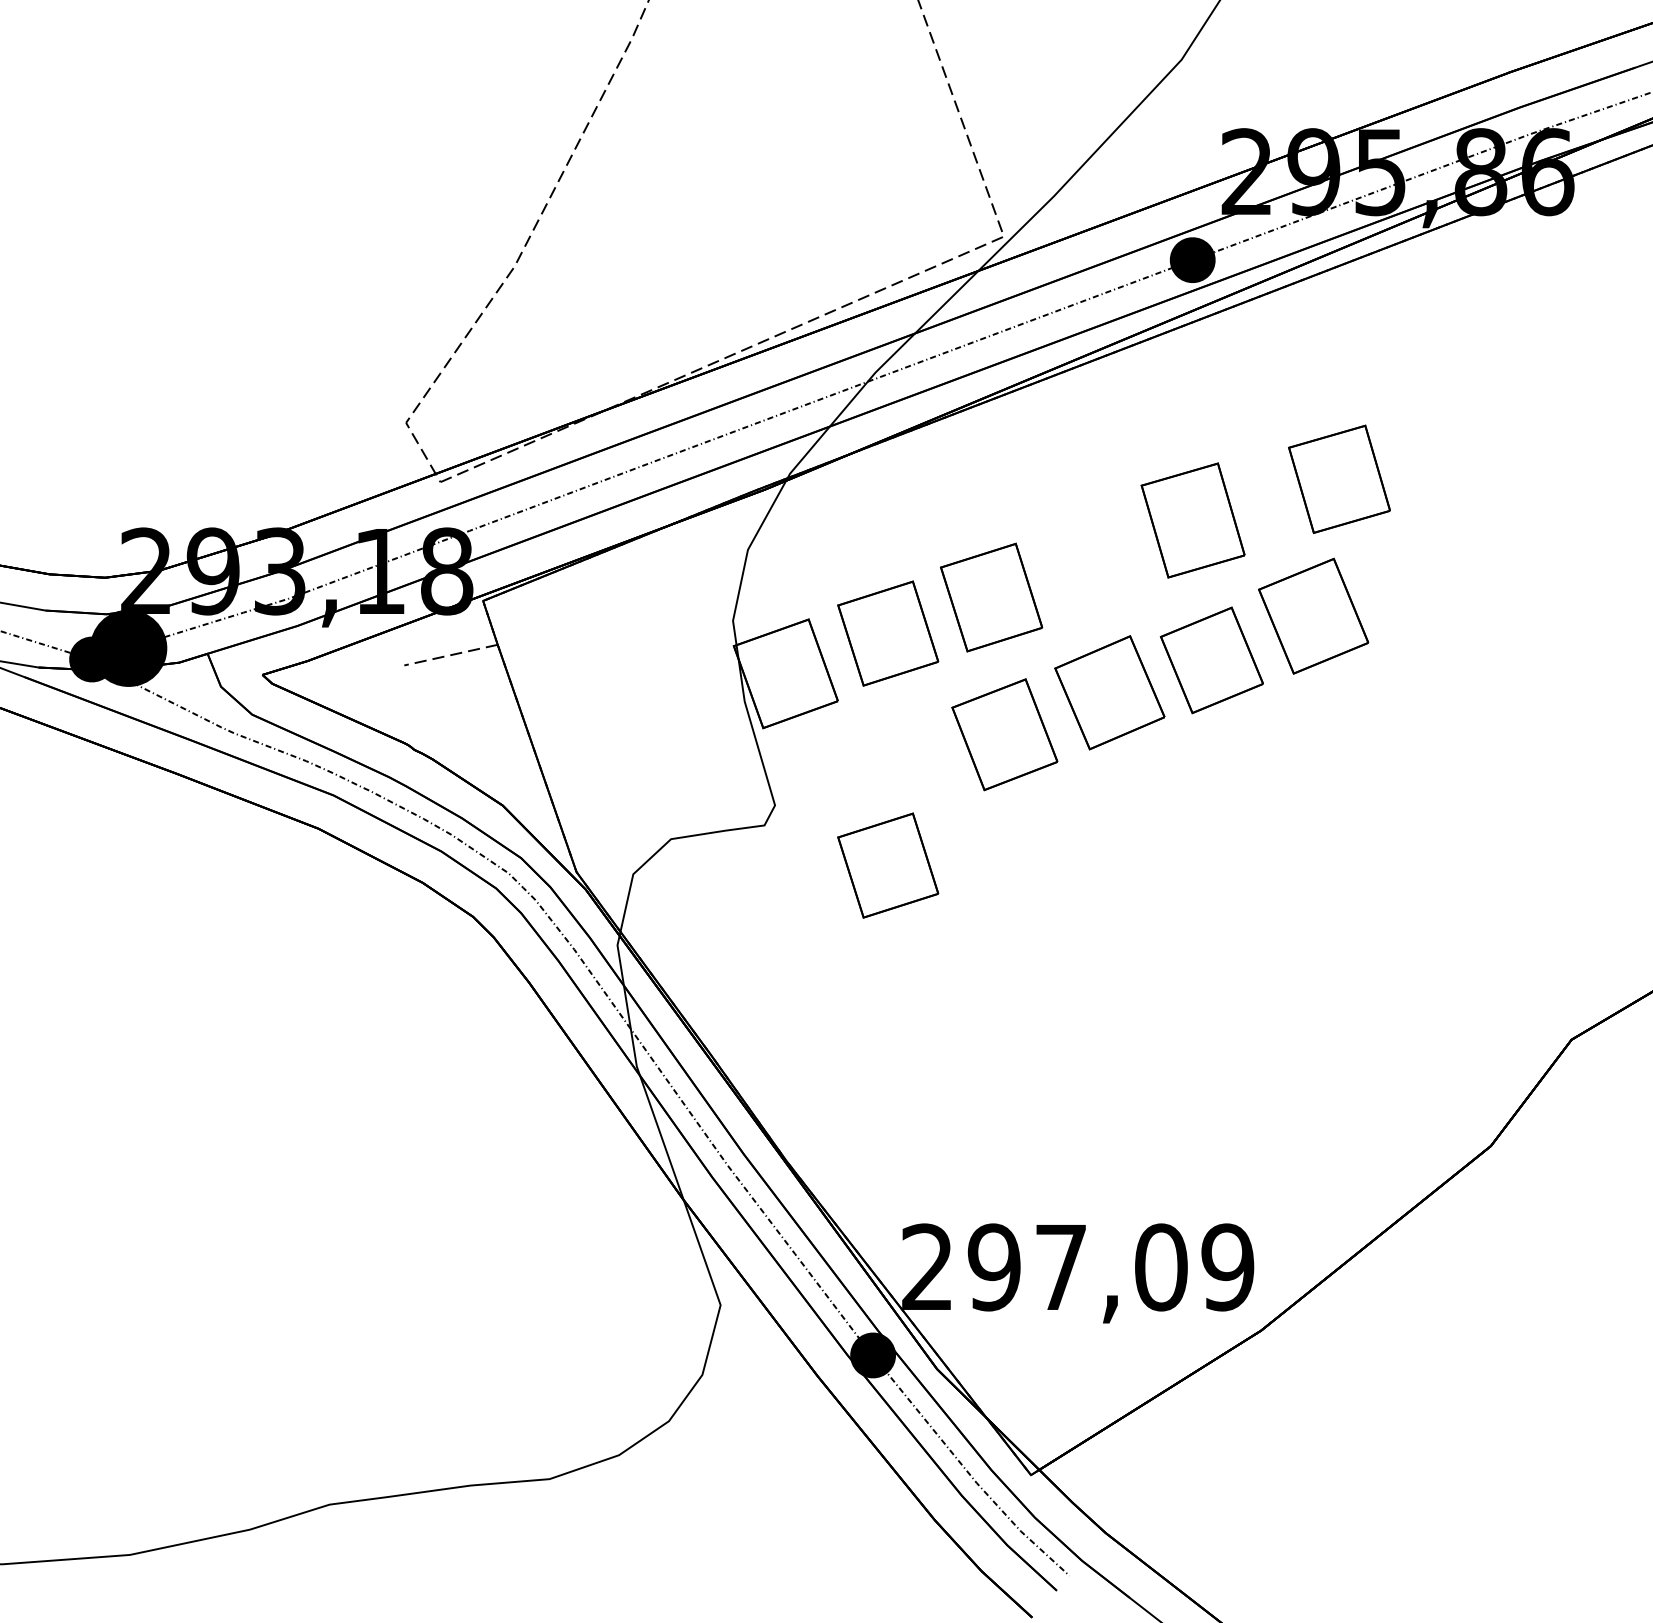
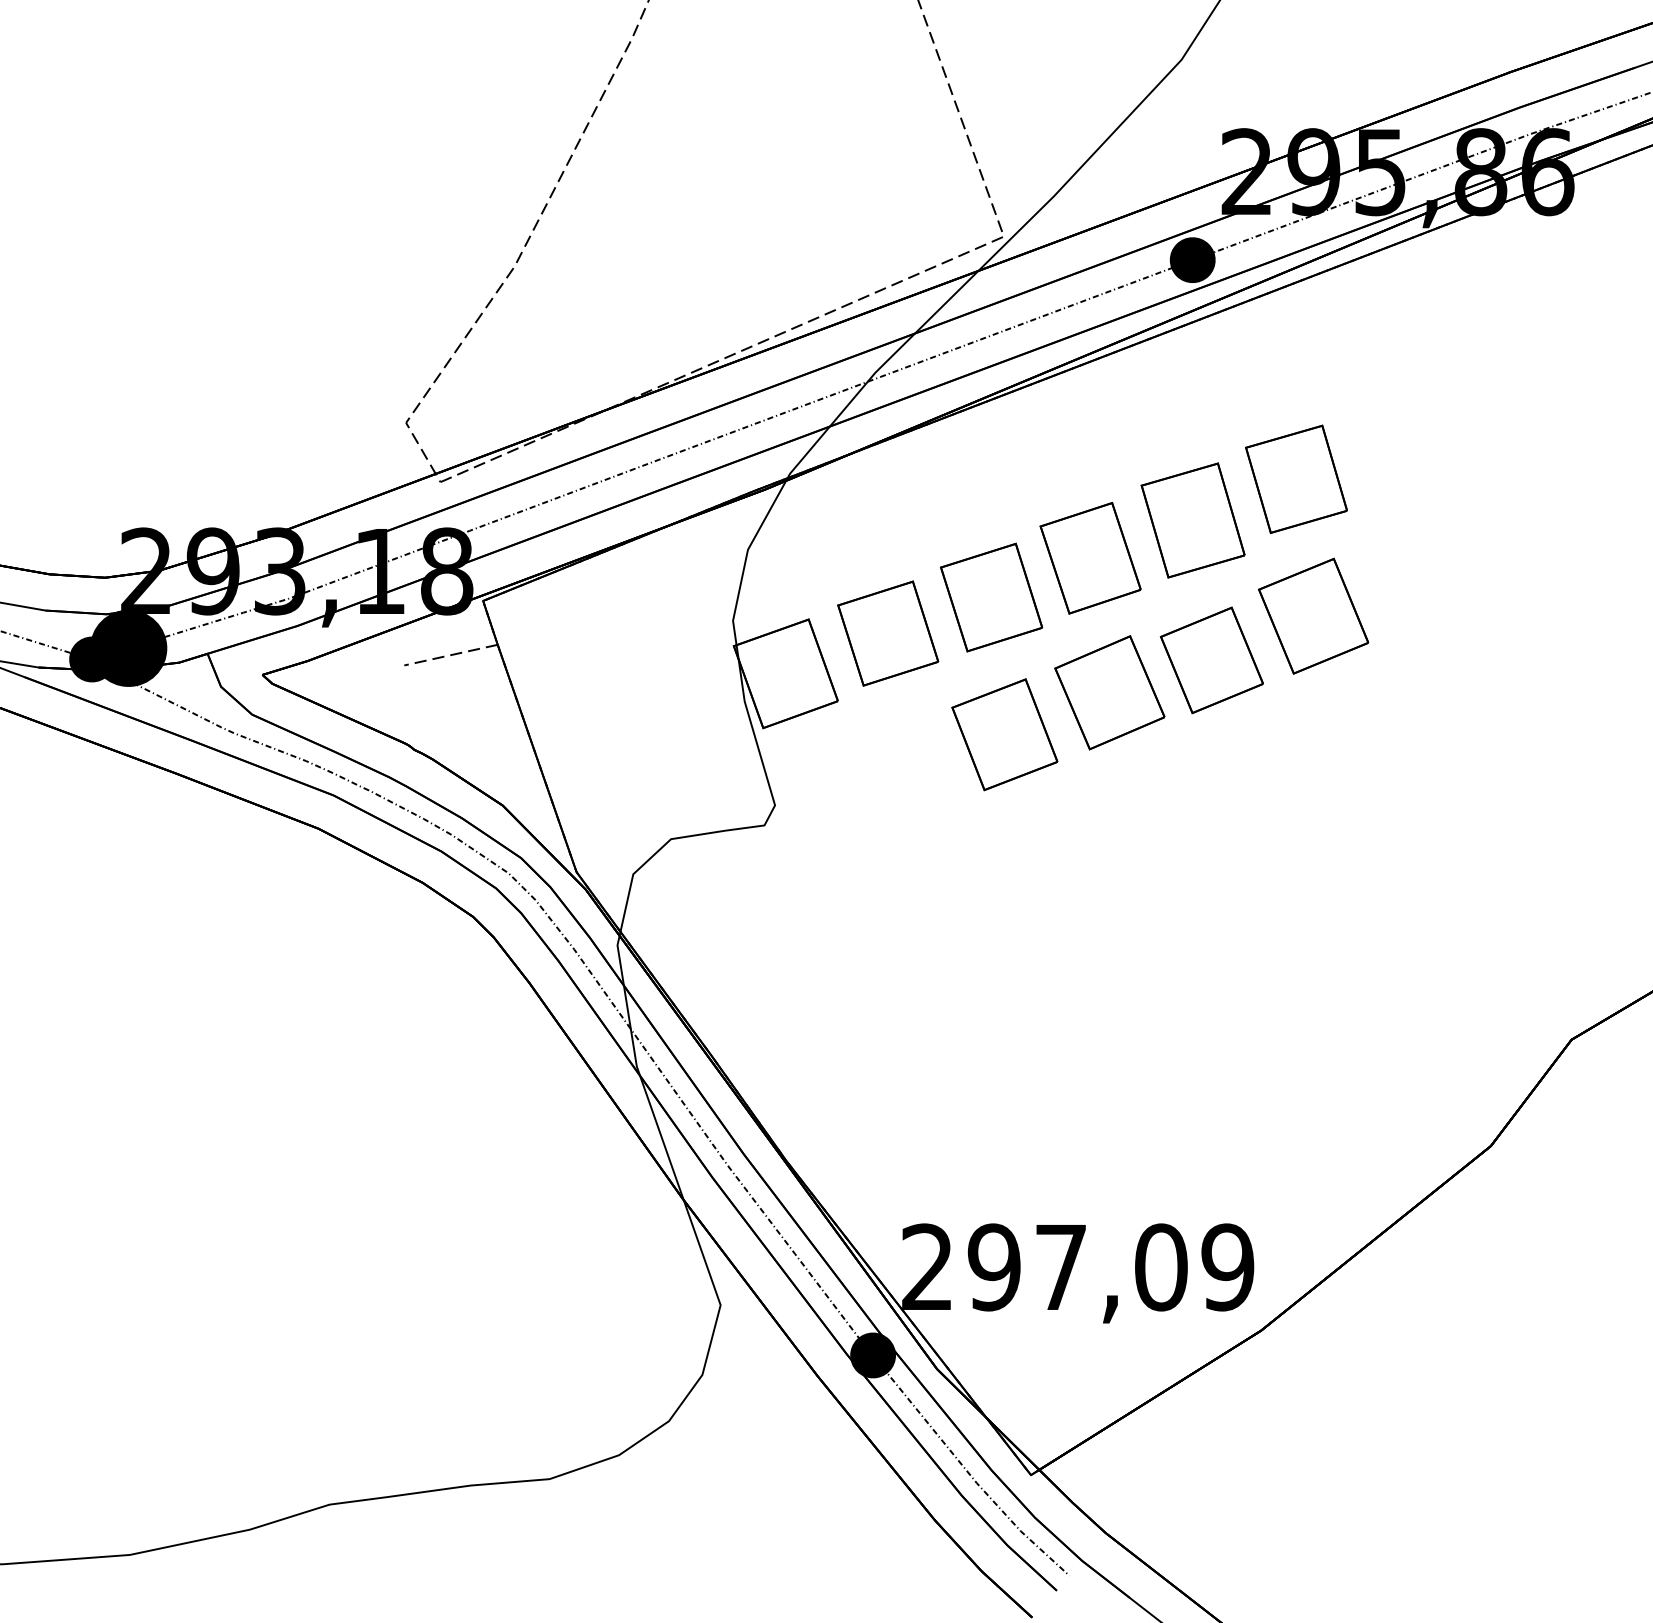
part position: (1339, 478) -> (1296, 478) (1296, 478)
part: none -> present (1090, 558)
part: present -> none (888, 865)
